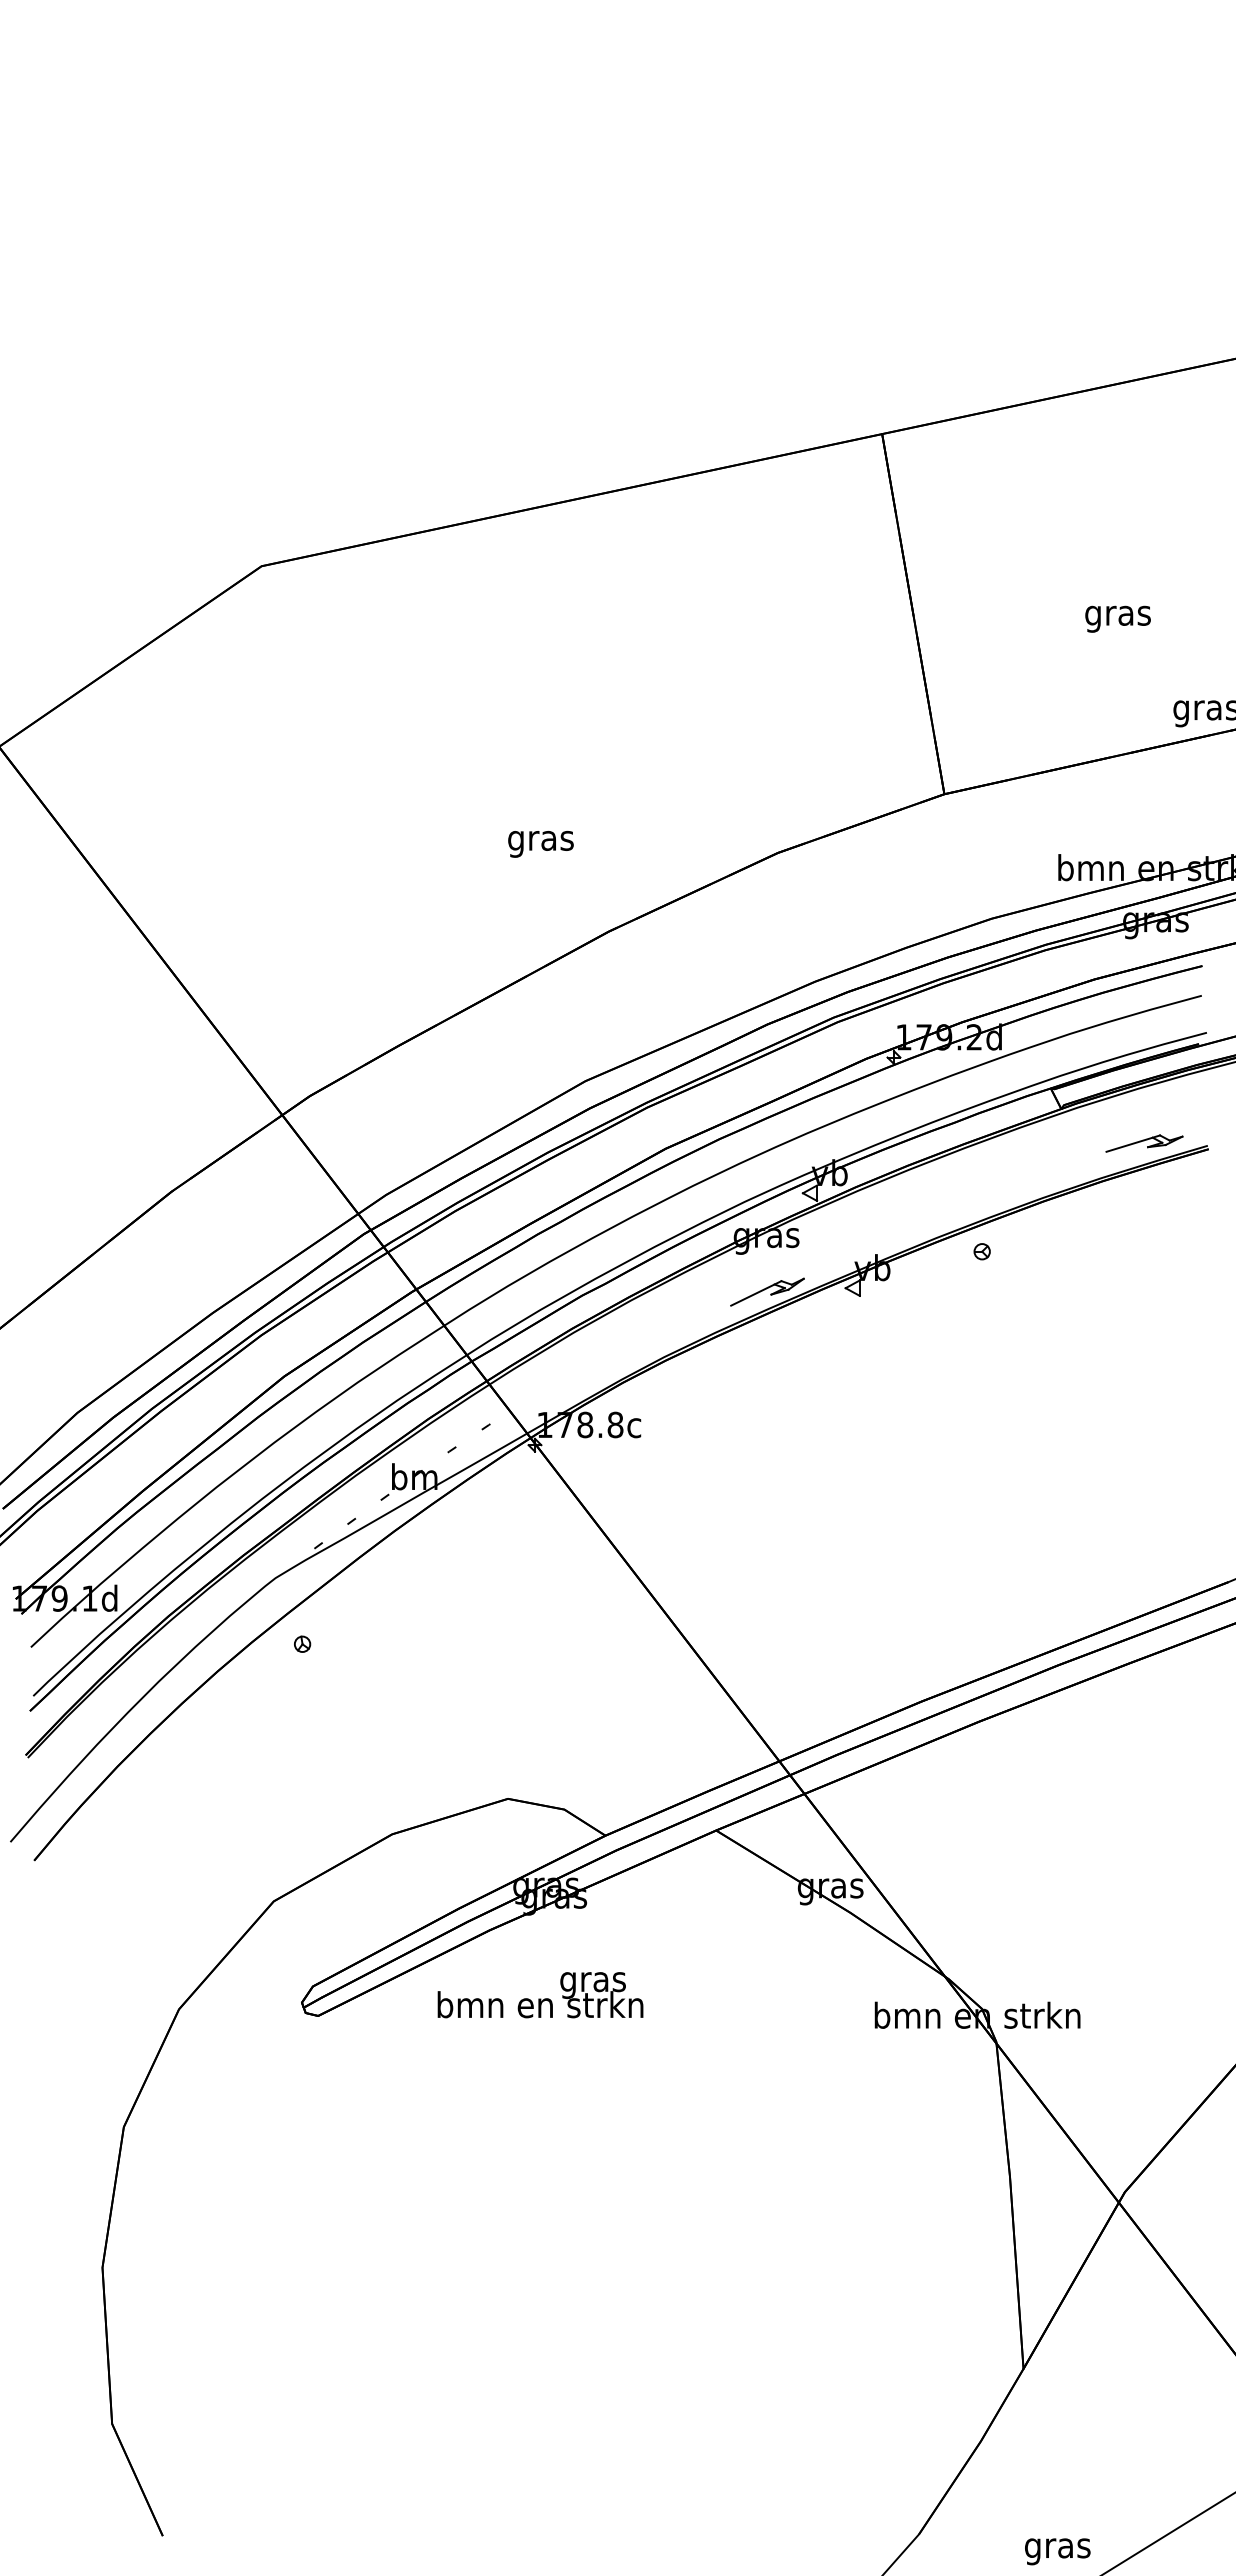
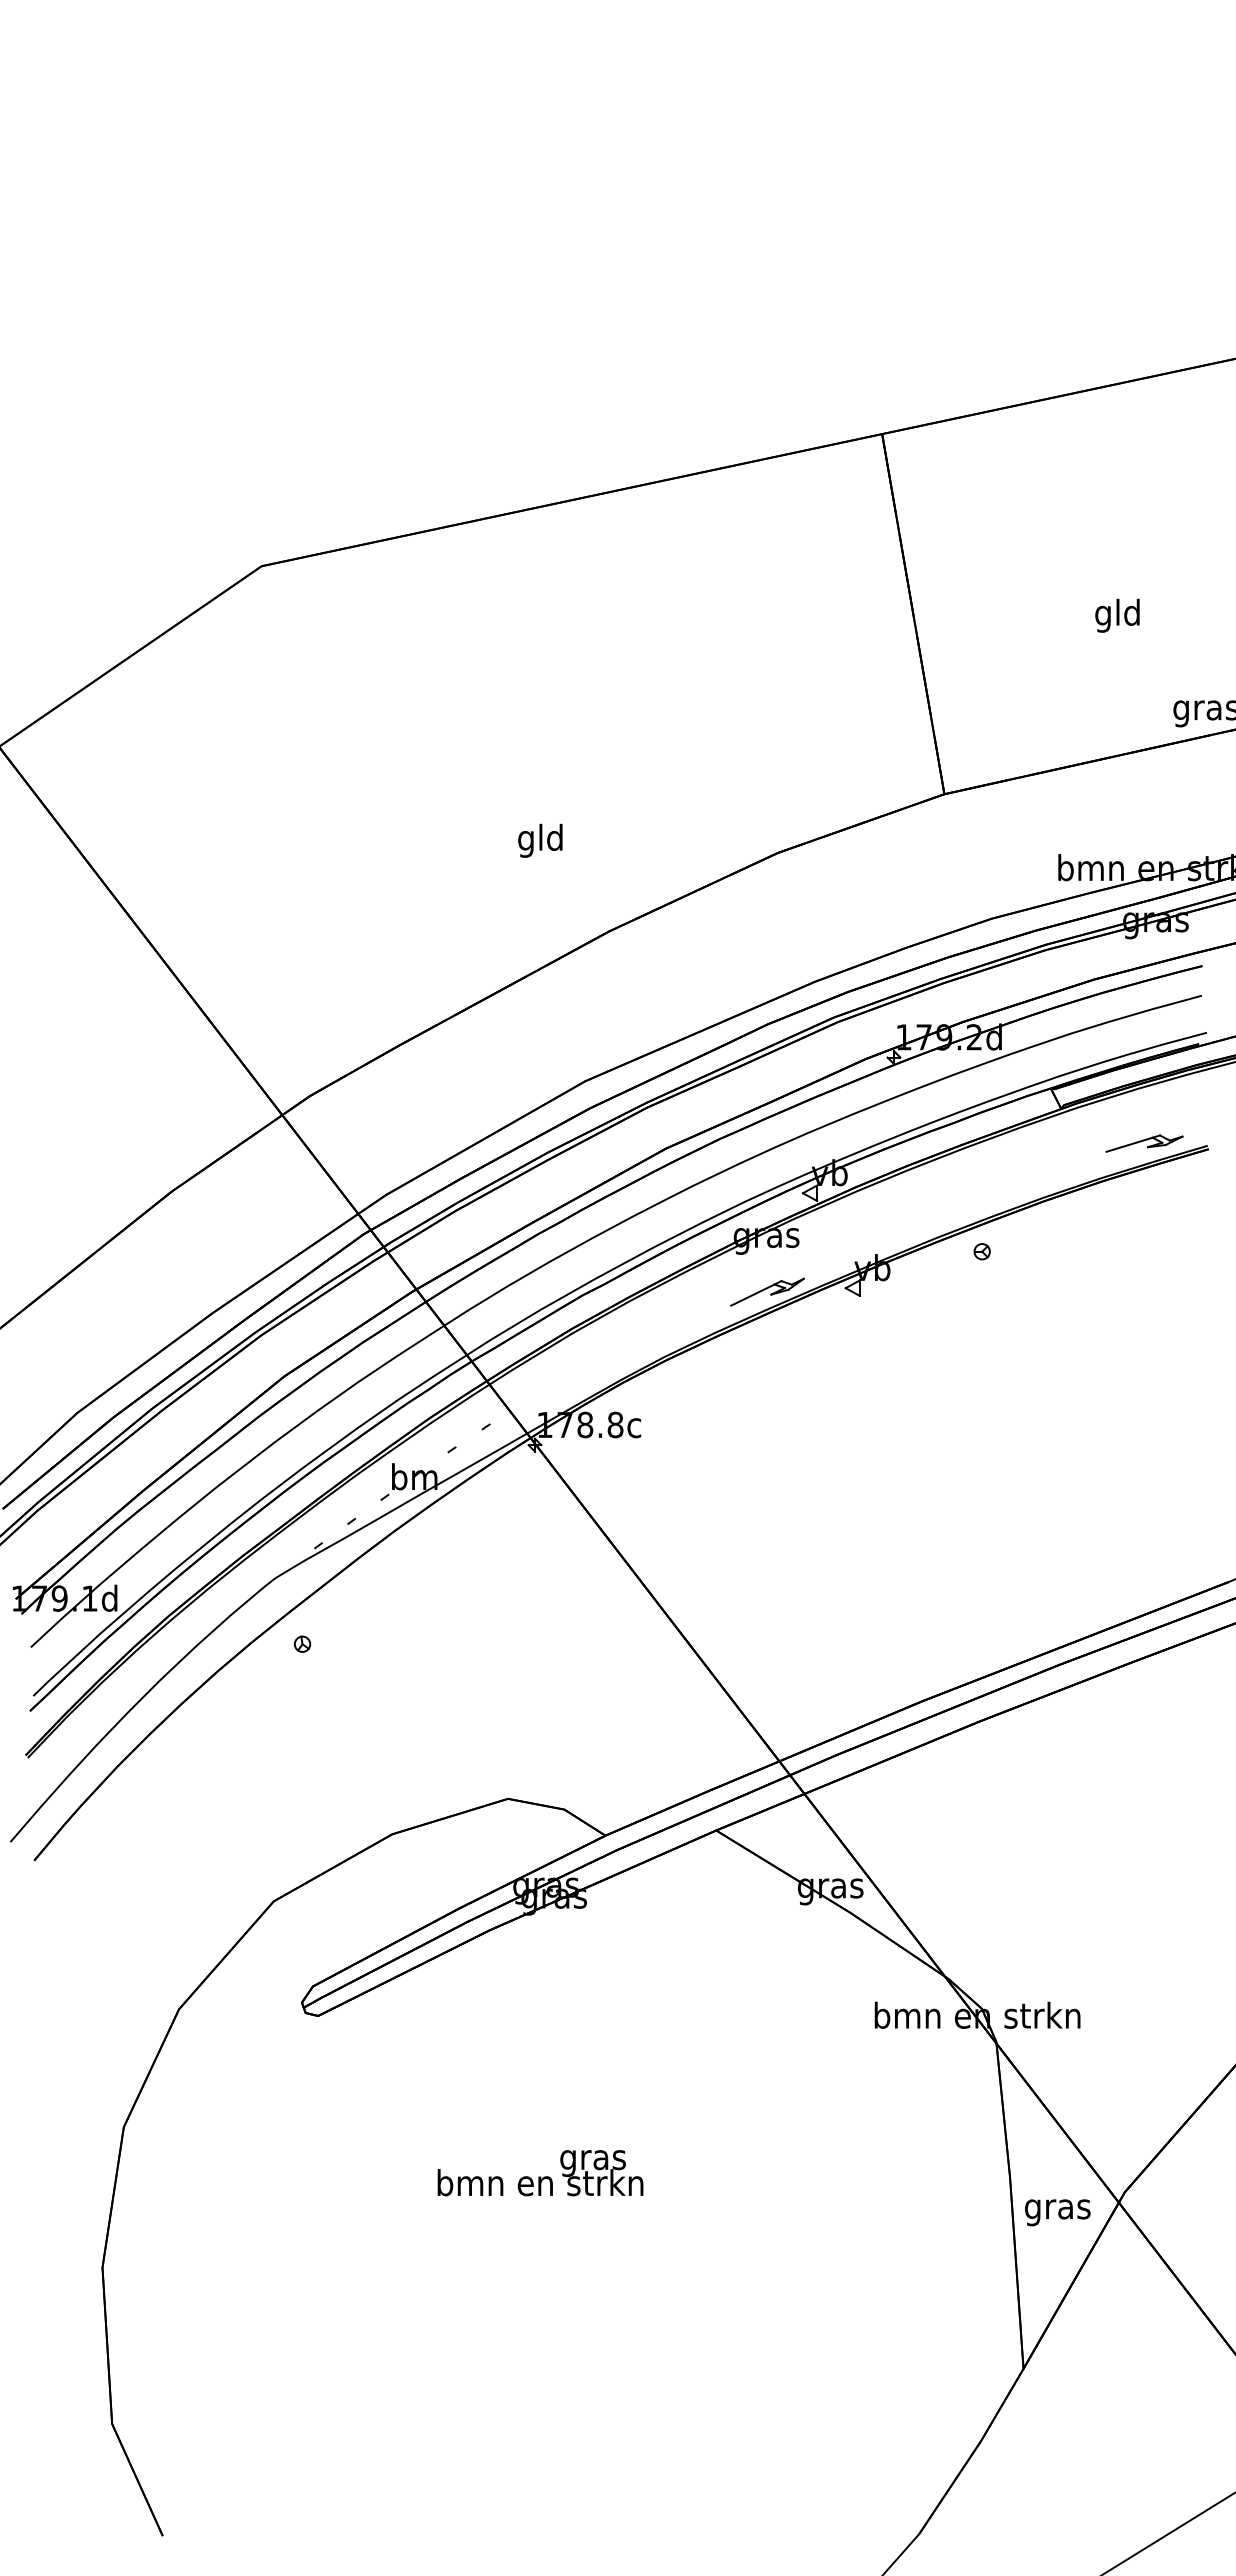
text: gras -> gld (1117, 615)
text: gras -> gld (540, 840)
text position: (540, 1995) -> (540, 2173) (540, 2173)
text position: (1057, 2551) -> (1057, 2212) (1057, 2212)
